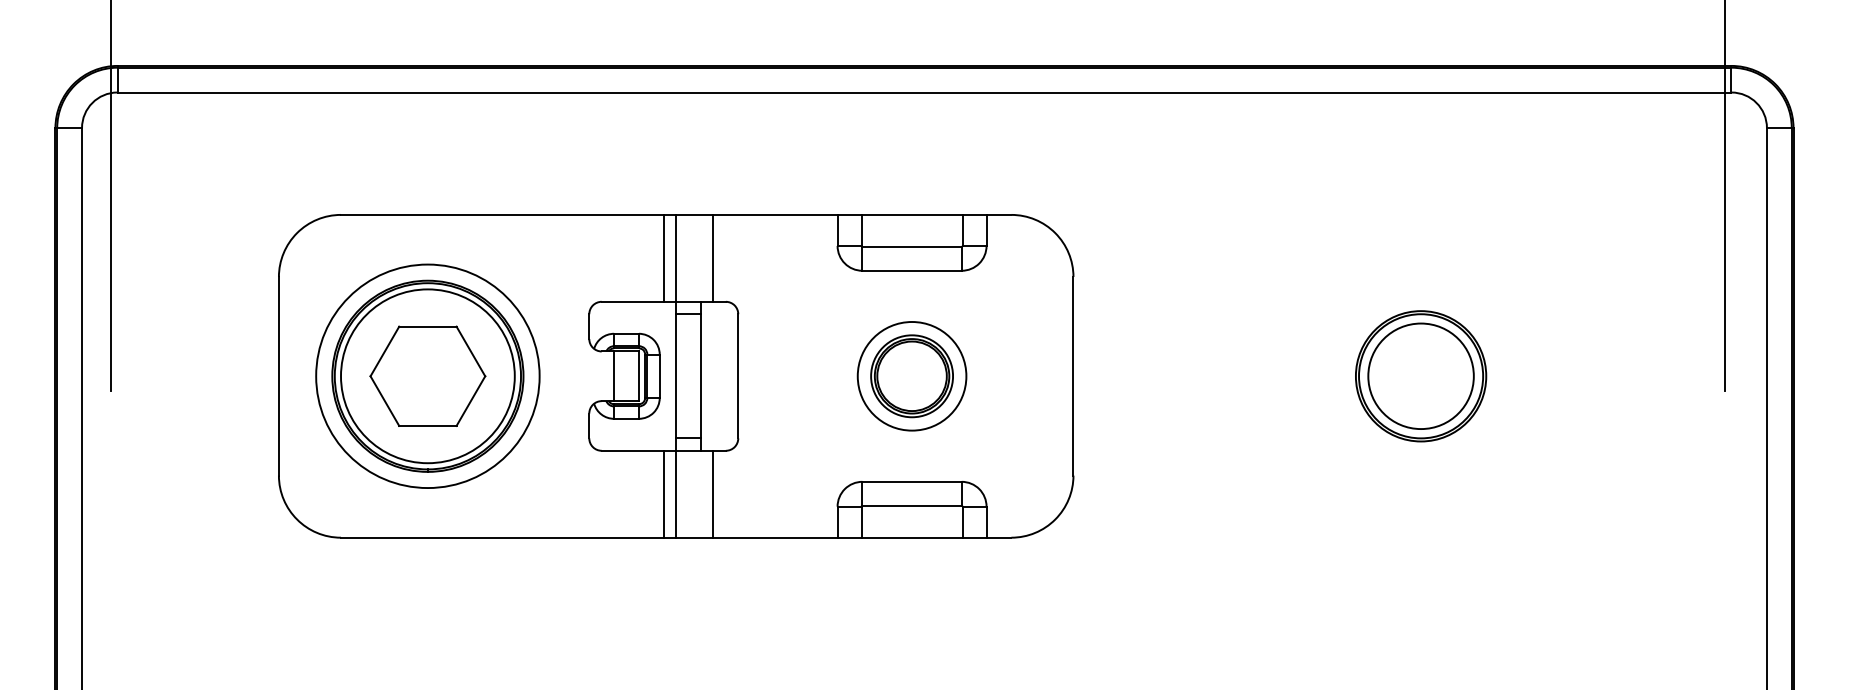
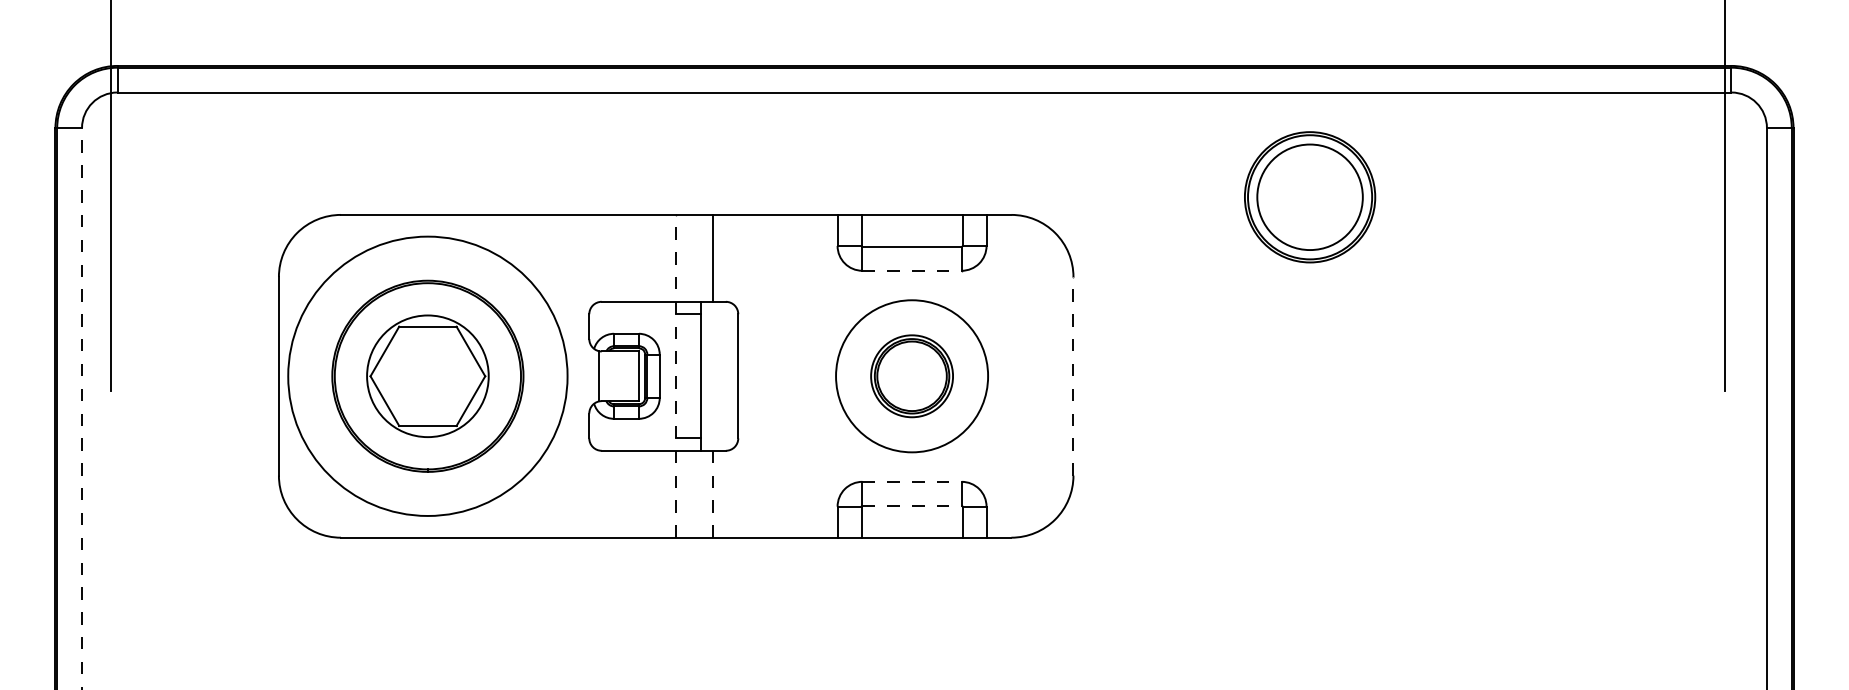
line: present -> none (663, 257)
line: solid -> dashed (912, 270)
line: solid -> dashed (676, 375)
line: solid -> dashed (1073, 375)
circle diameter: 174 px -> 122 px (427, 376)
circle diameter: 223 px -> 279 px (427, 375)
line position: (614, 376) -> (599, 376) (599, 376)
circle diameter: 109 px -> 152 px (912, 376)
part position: (1421, 376) -> (1310, 197) (1310, 197)
line: solid -> dashed (82, 408)
line: solid -> dashed (912, 481)
line: present -> none (663, 493)
line: solid -> dashed (713, 493)
line: solid -> dashed (912, 505)
